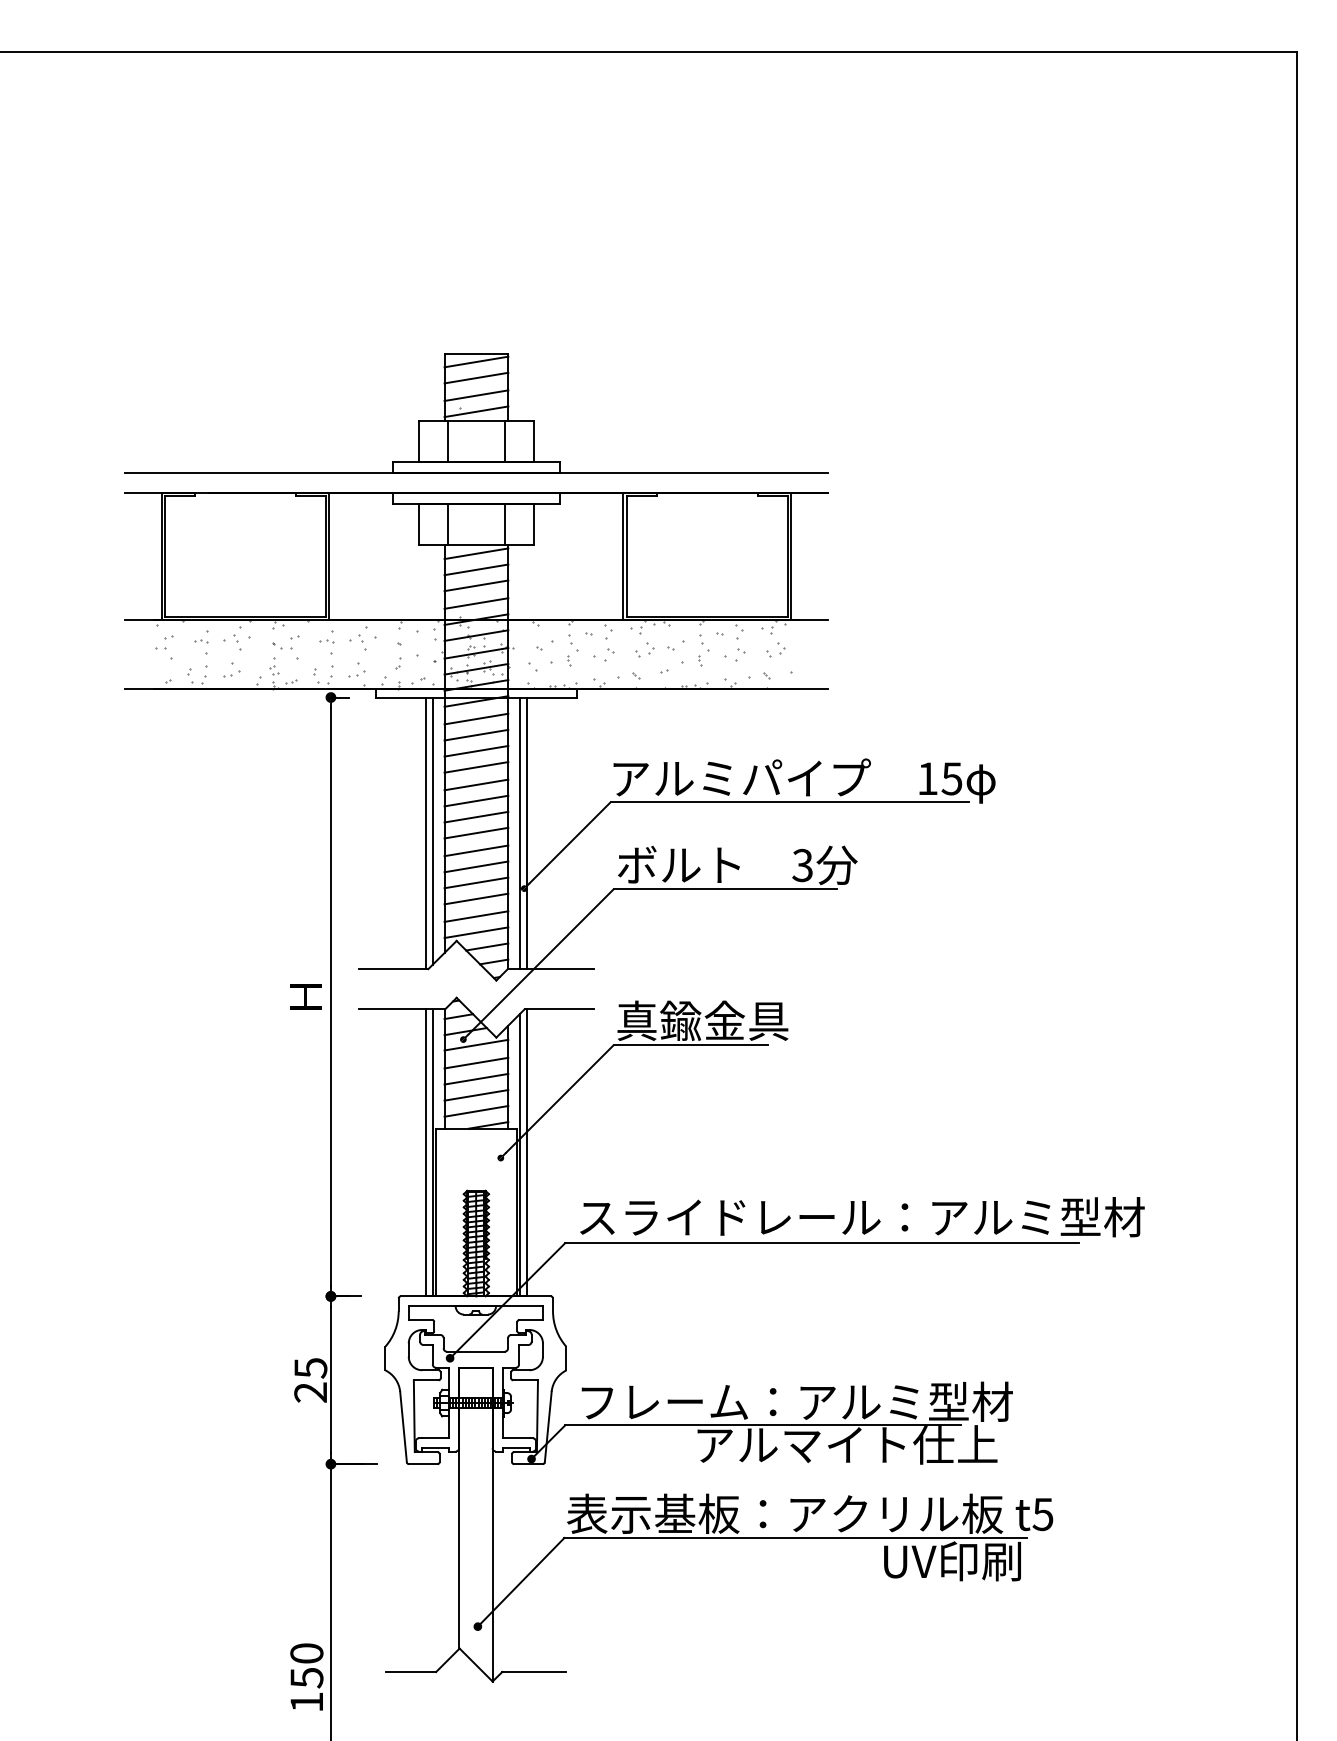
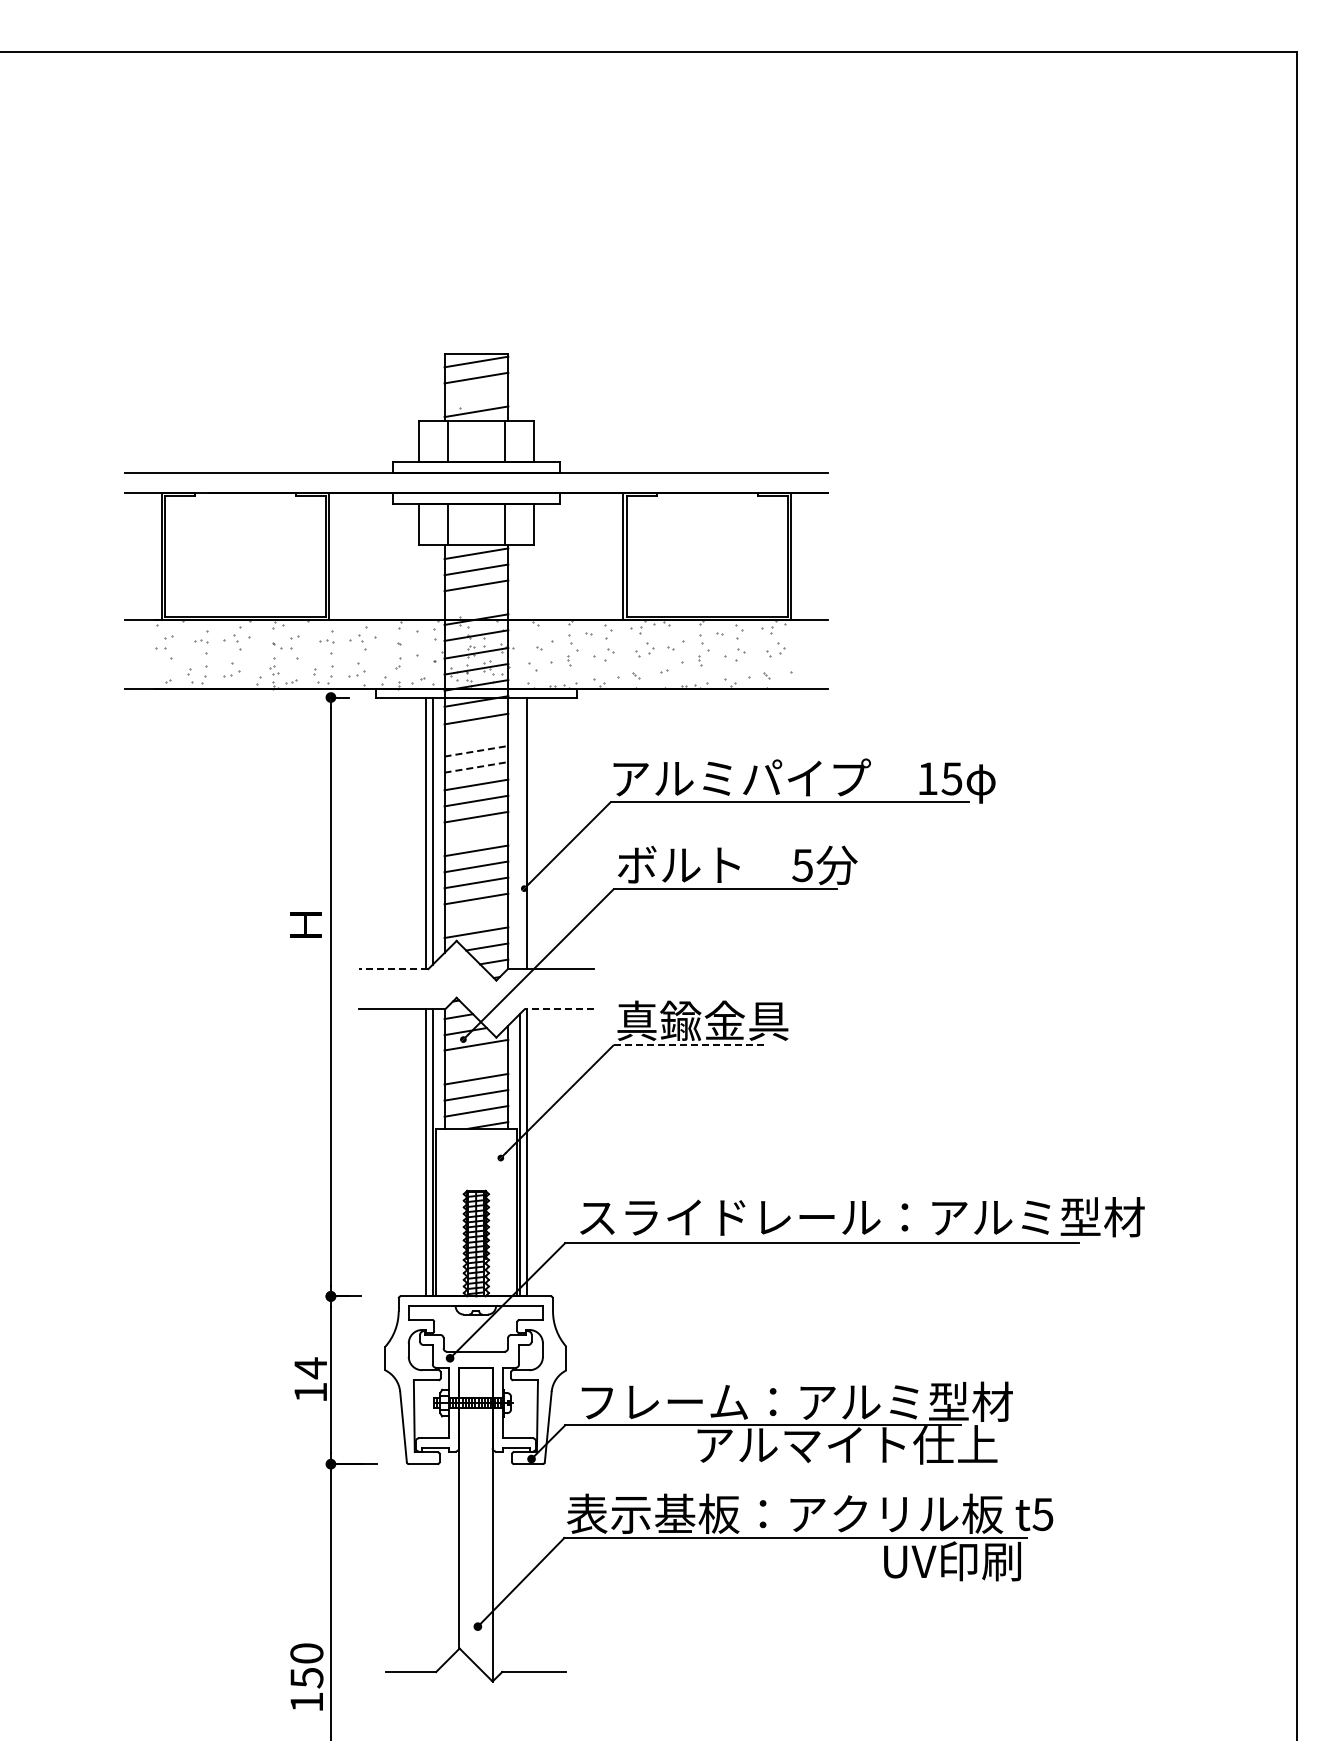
line: present -> none (476, 395)
line: present -> none (476, 603)
line: present -> none (476, 734)
line: solid -> dashed (476, 751)
line: solid -> dashed (476, 767)
line: present -> none (476, 832)
line: present -> none (520, 833)
text: 3 -> 5 (802, 864)
line: present -> none (476, 916)
line: solid -> dashed (393, 969)
text position: (305, 996) -> (305, 924) (305, 924)
line: solid -> dashed (559, 1009)
line: solid -> dashed (691, 1044)
line: present -> none (476, 1062)
text: 25 -> 14 (310, 1379)
